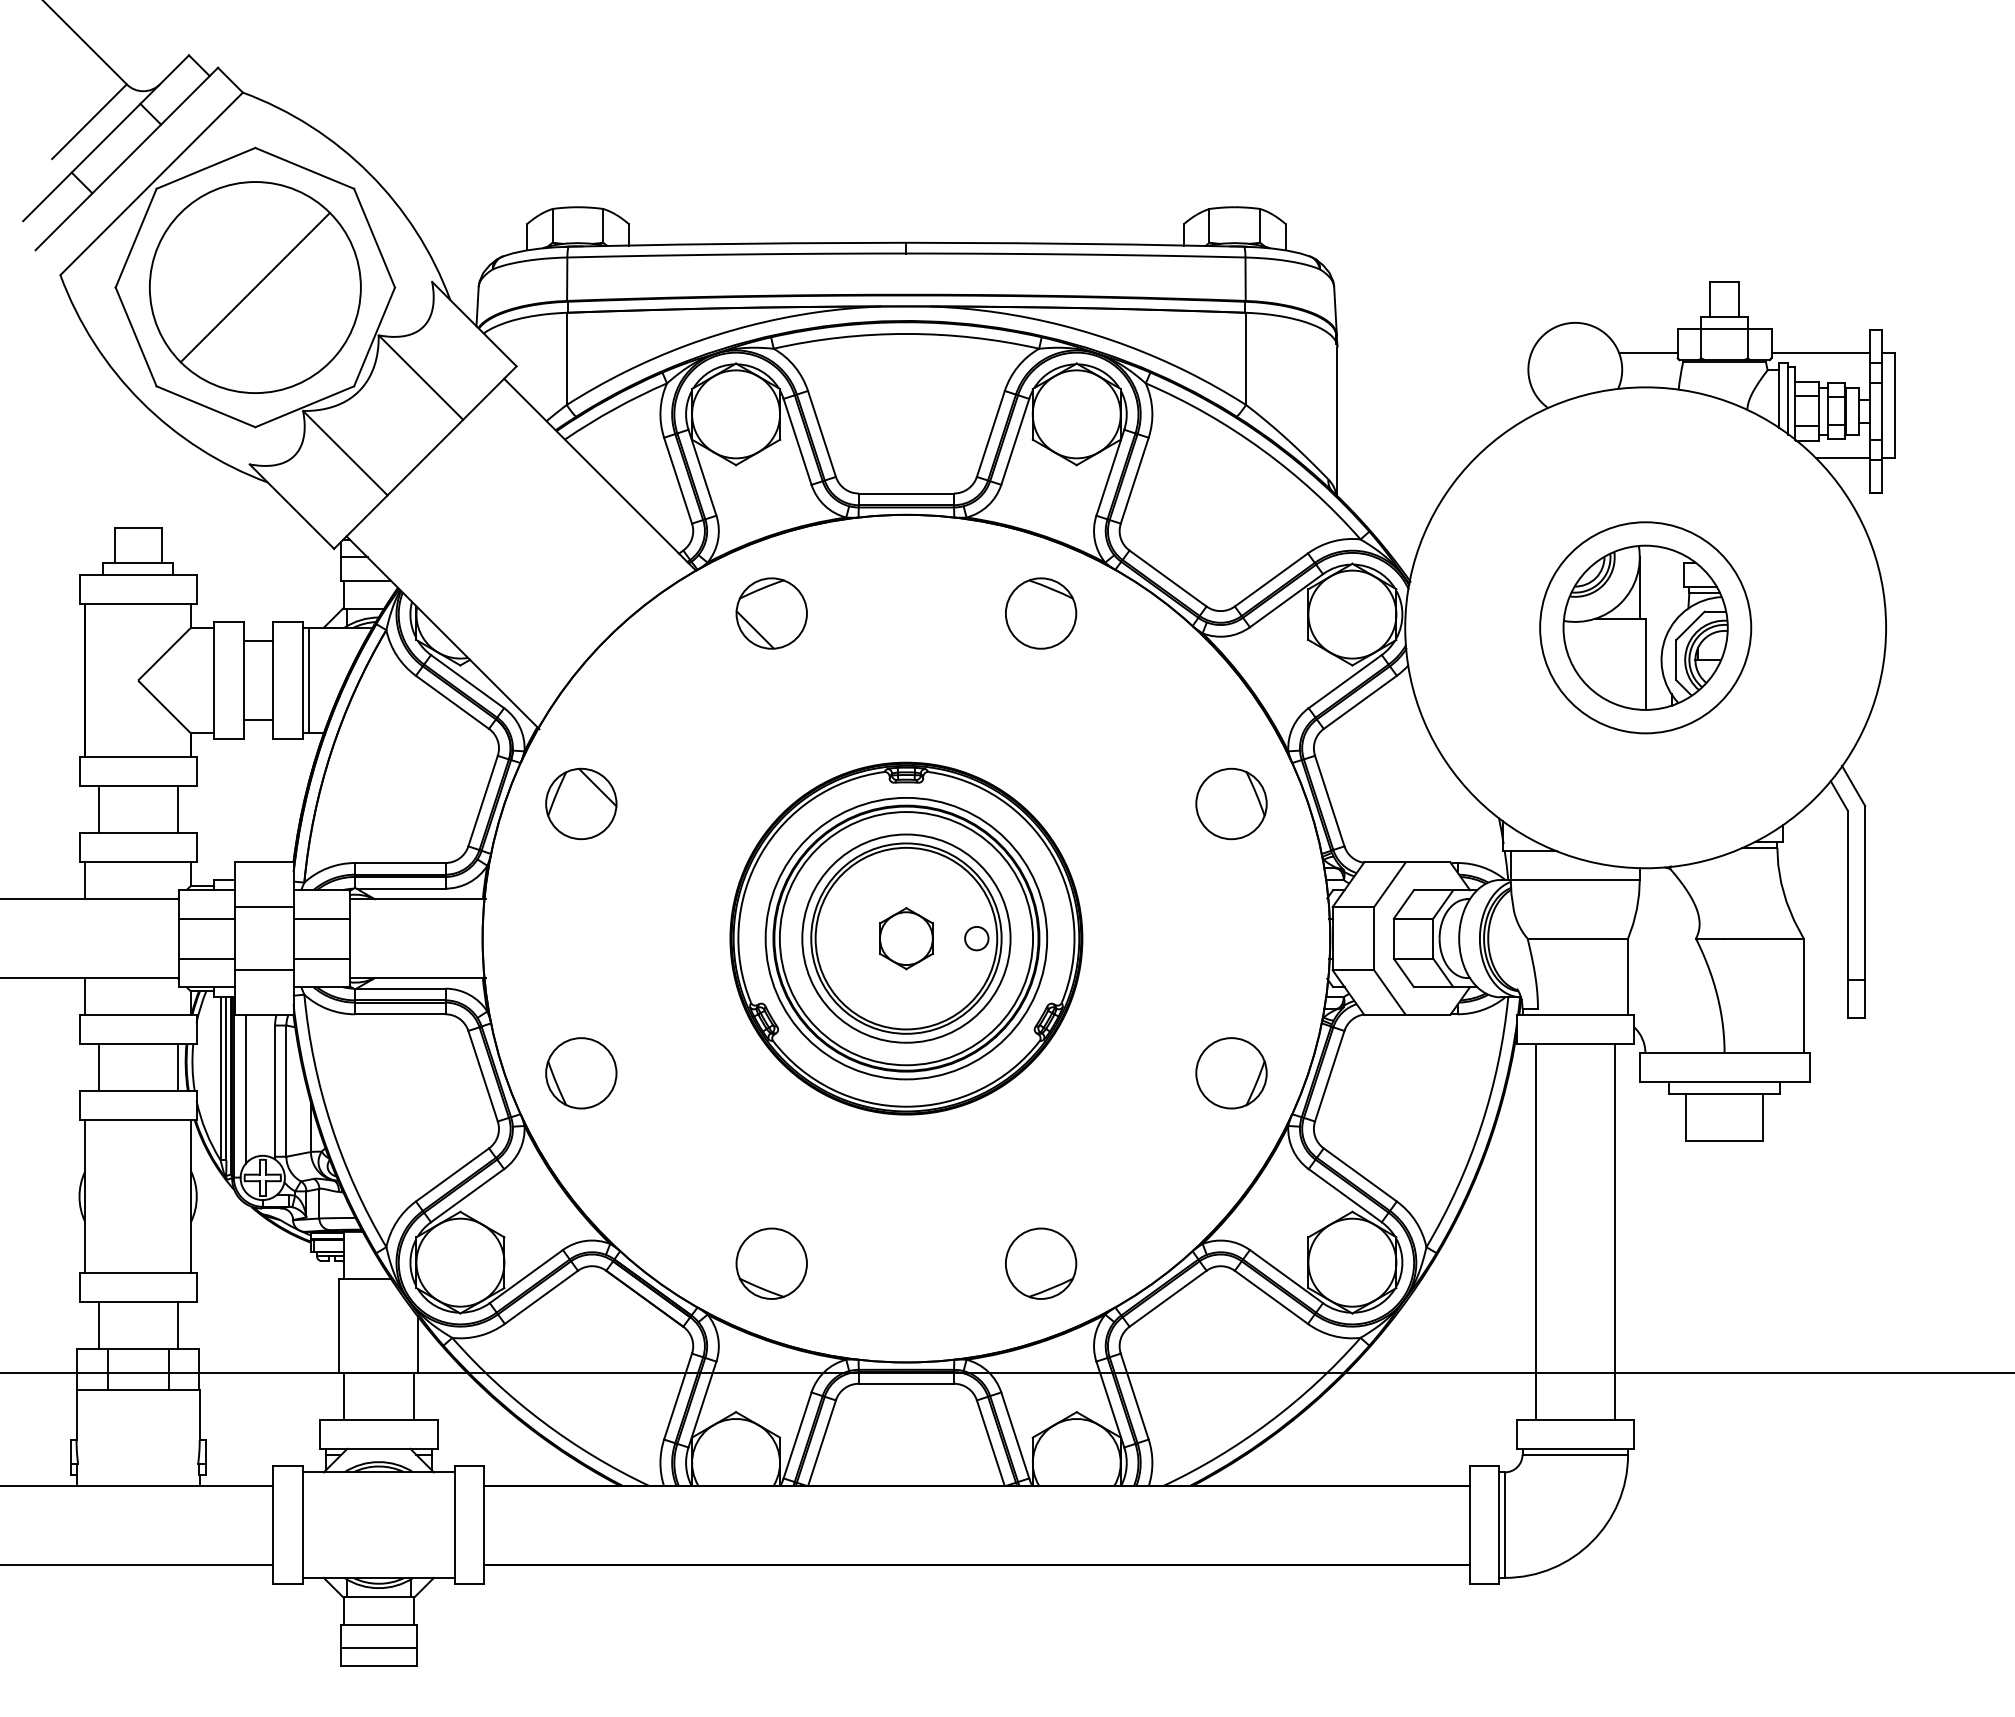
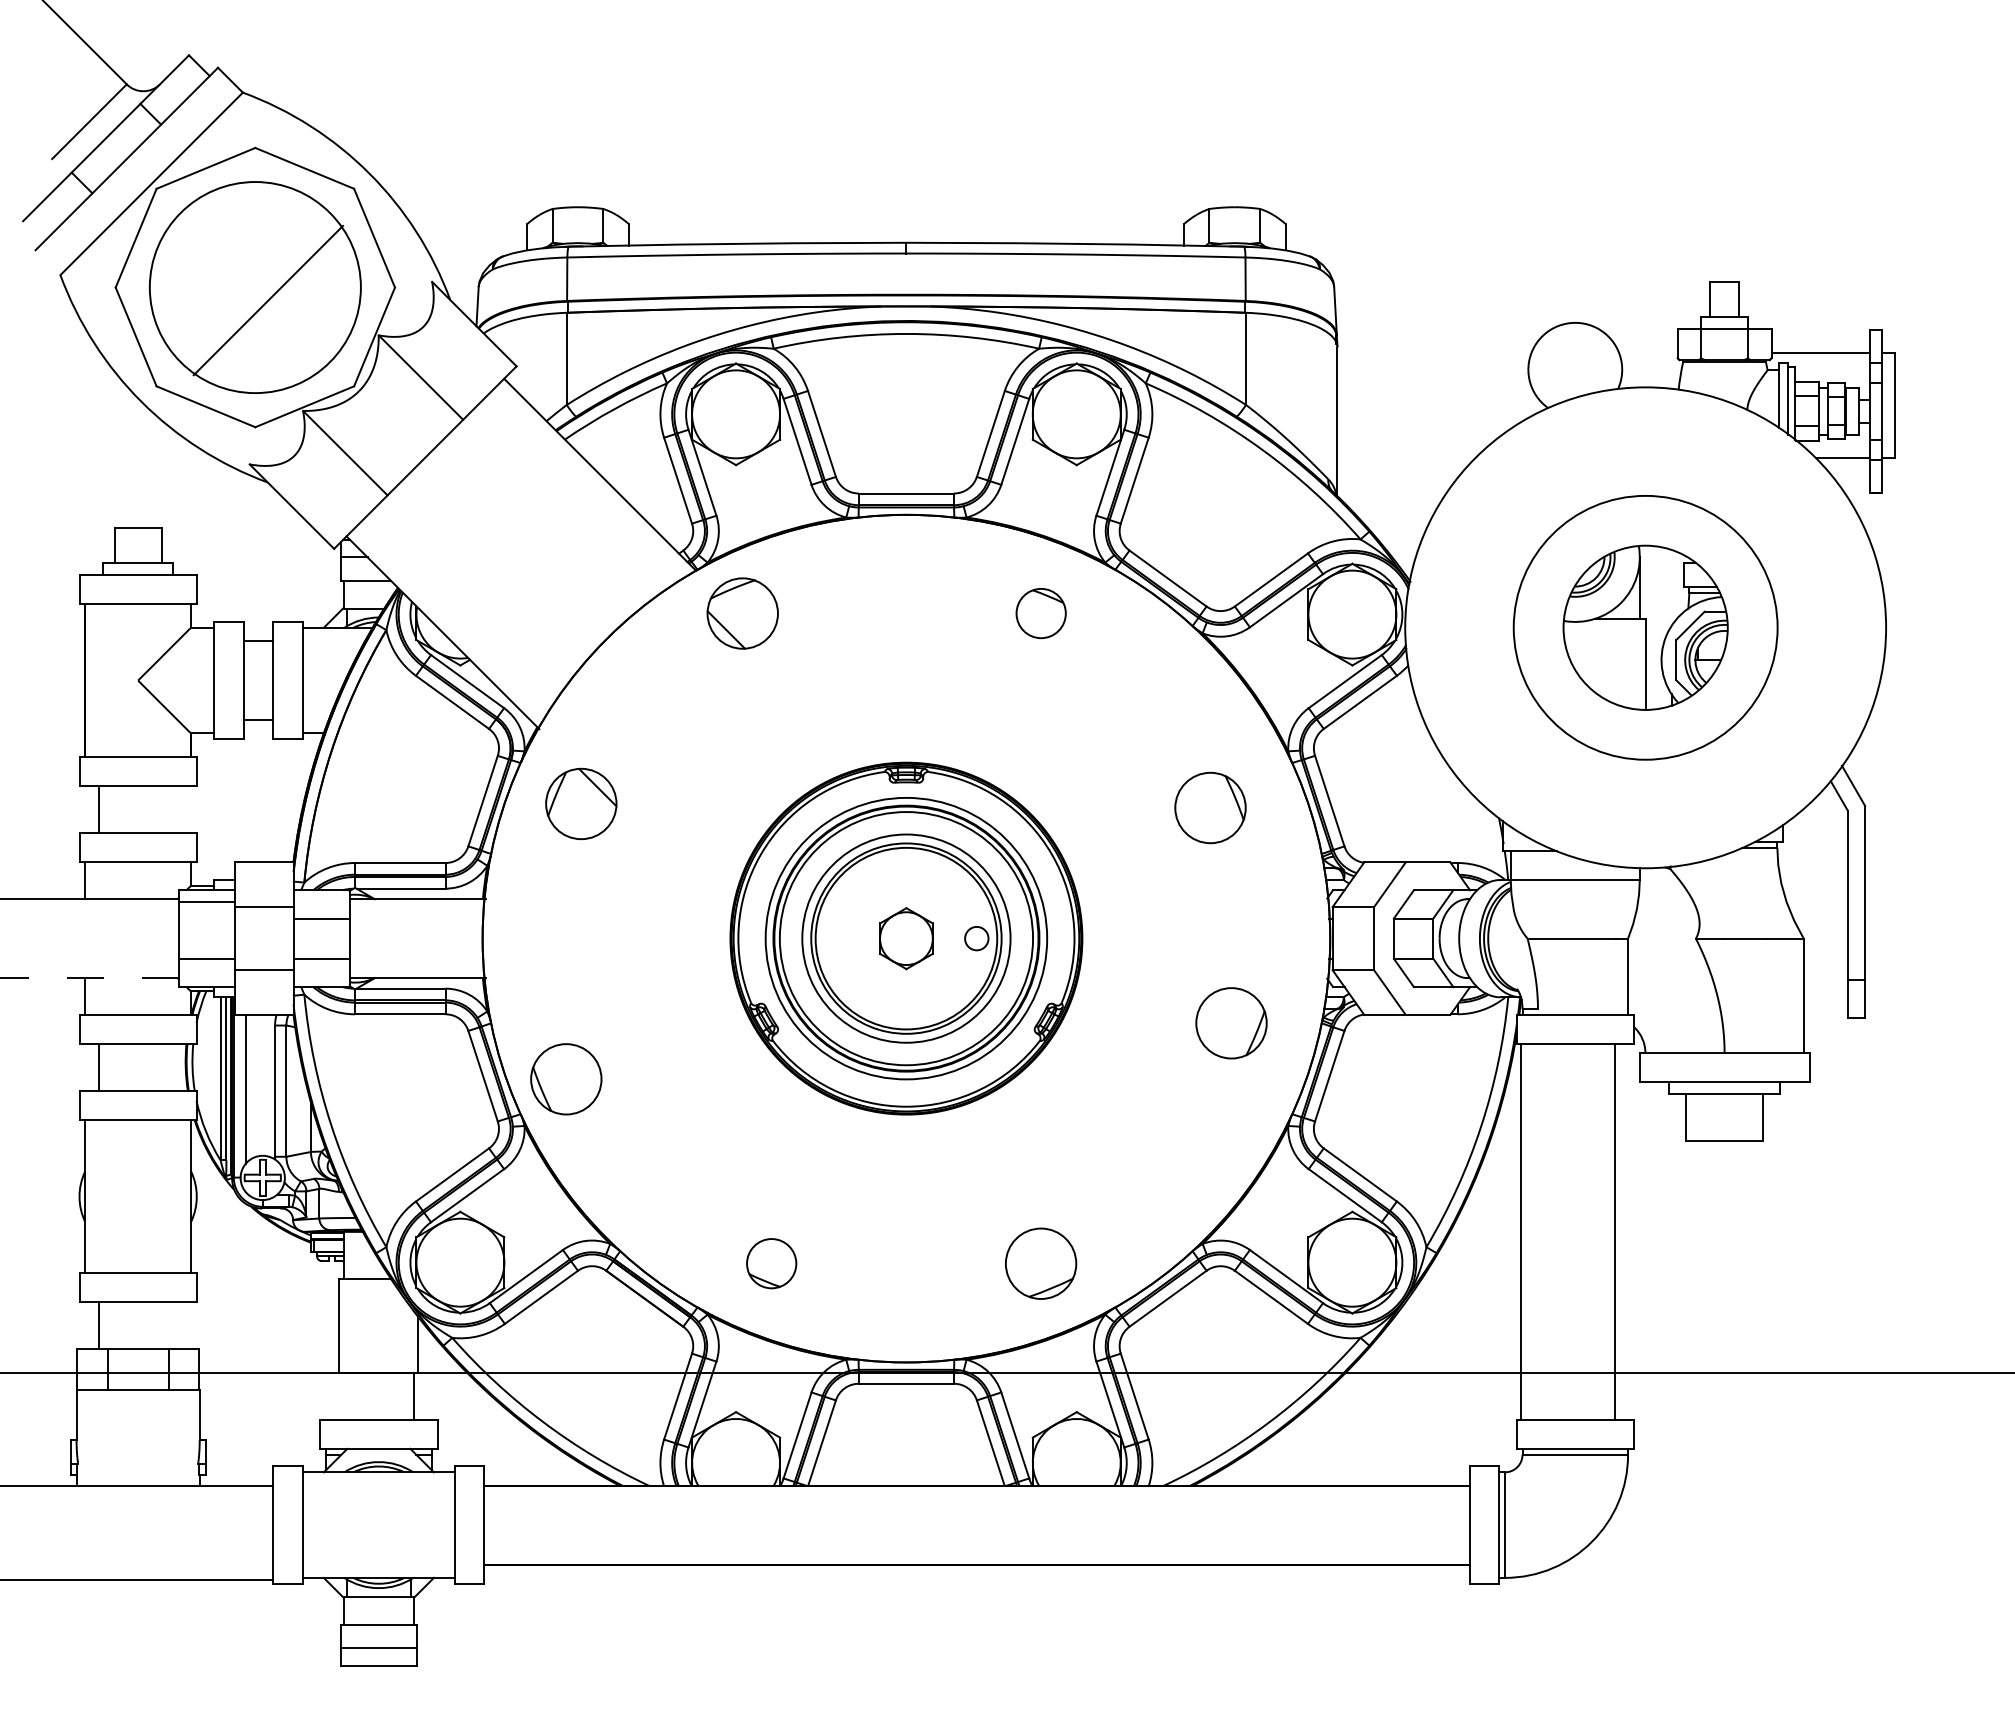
line position: (254, 287) -> (267, 300) (267, 300)
line: present -> none (1647, 352)
part position: (771, 613) -> (742, 613) (742, 613)
part size: 73x73 px -> 52x52 px (1040, 613)
circle diameter: 211 px -> 264 px (1645, 627)
line: present -> none (308, 680)
part position: (1231, 803) -> (1210, 807) (1210, 807)
line: present -> none (177, 809)
line position: (207, 918) -> (207, 901) (207, 901)
line: solid -> dashed (90, 978)
line: present -> none (177, 1067)
part position: (581, 1073) -> (566, 1079) (566, 1079)
part position: (1231, 1073) -> (1231, 1023) (1231, 1023)
line position: (1535, 1231) -> (1520, 1231) (1520, 1231)
part size: 73x73 px -> 52x52 px (771, 1263)
line: present -> none (177, 1325)
line: present -> none (343, 1395)
line position: (137, 1564) -> (137, 1579) (137, 1579)
